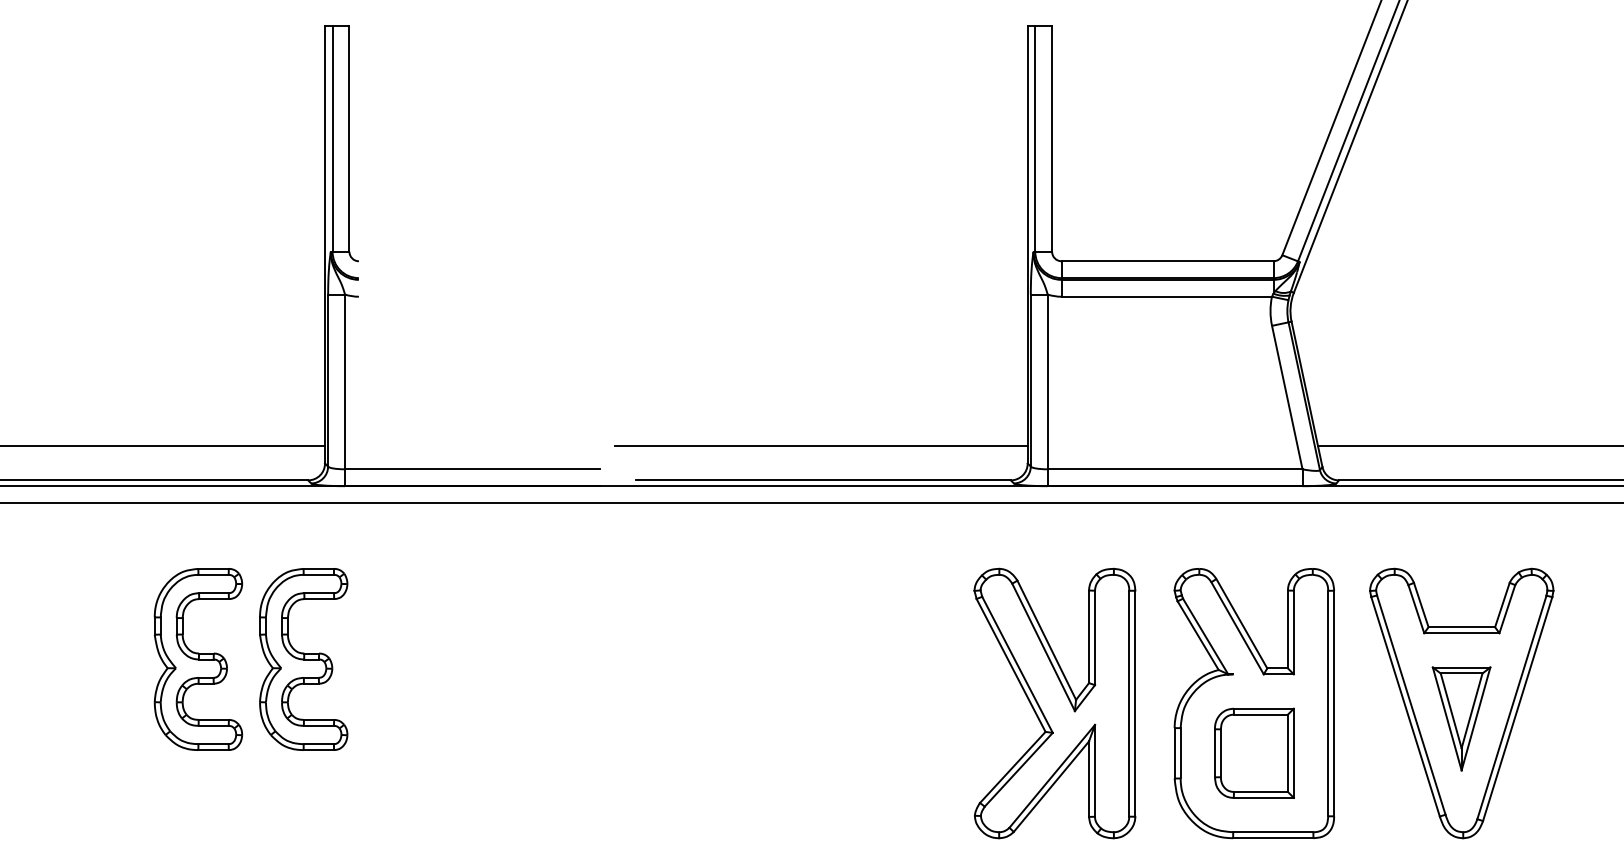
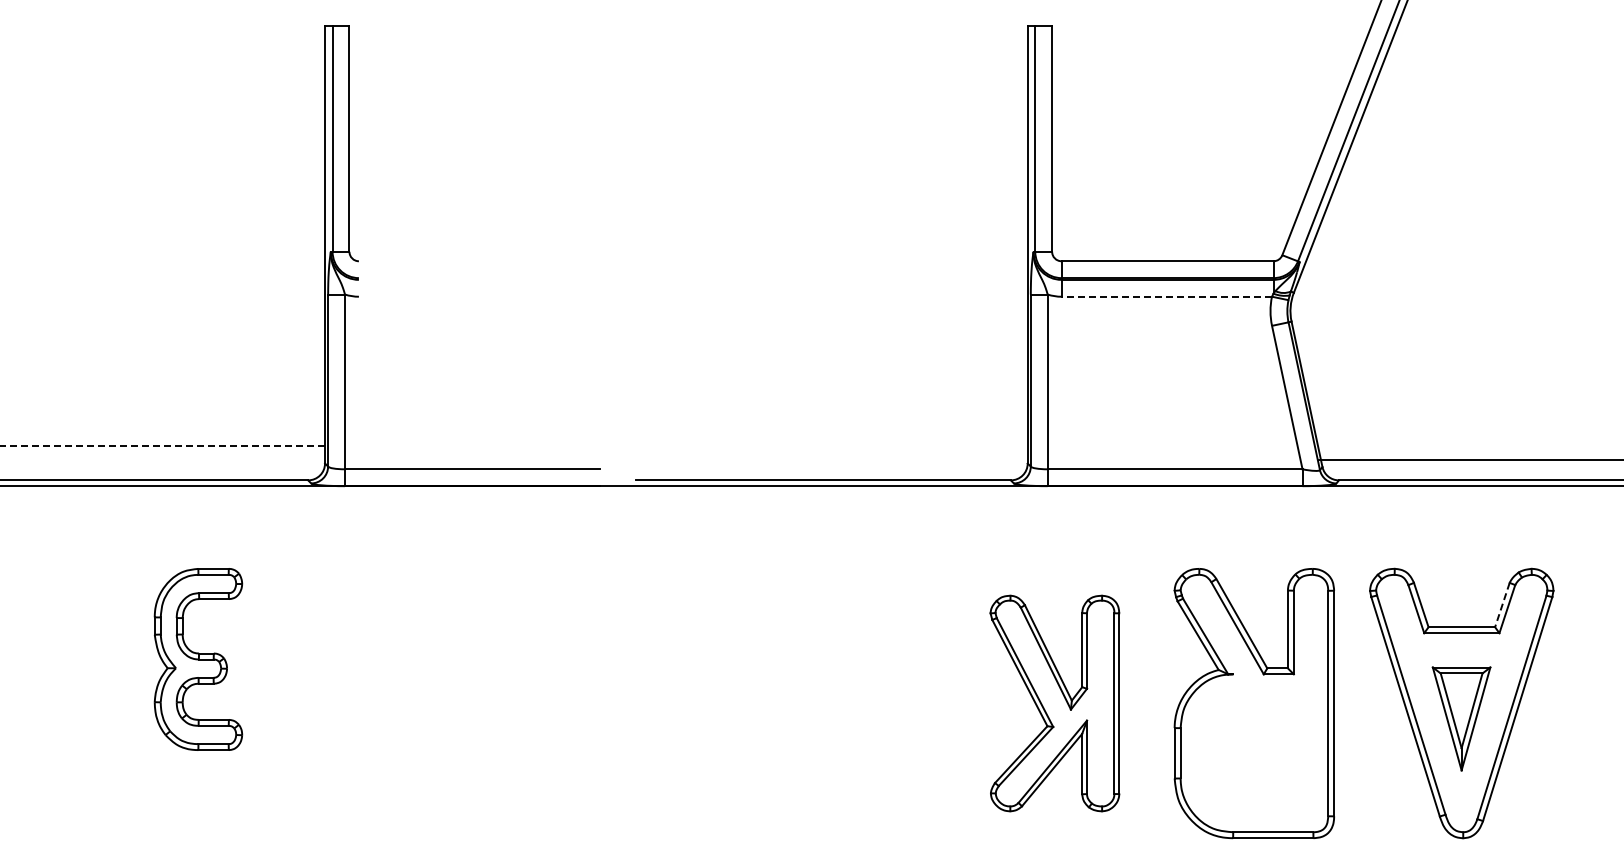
line: solid -> dashed (1166, 296)
line: solid -> dashed (162, 446)
line: present -> none (821, 446)
line position: (1469, 446) -> (1469, 460) (1469, 460)
line: present -> none (811, 503)
line: solid -> dashed (1502, 605)
part: present -> none (303, 659)
part size: 164x273 px -> 132x219 px (1054, 703)
part: present -> none (1254, 752)
